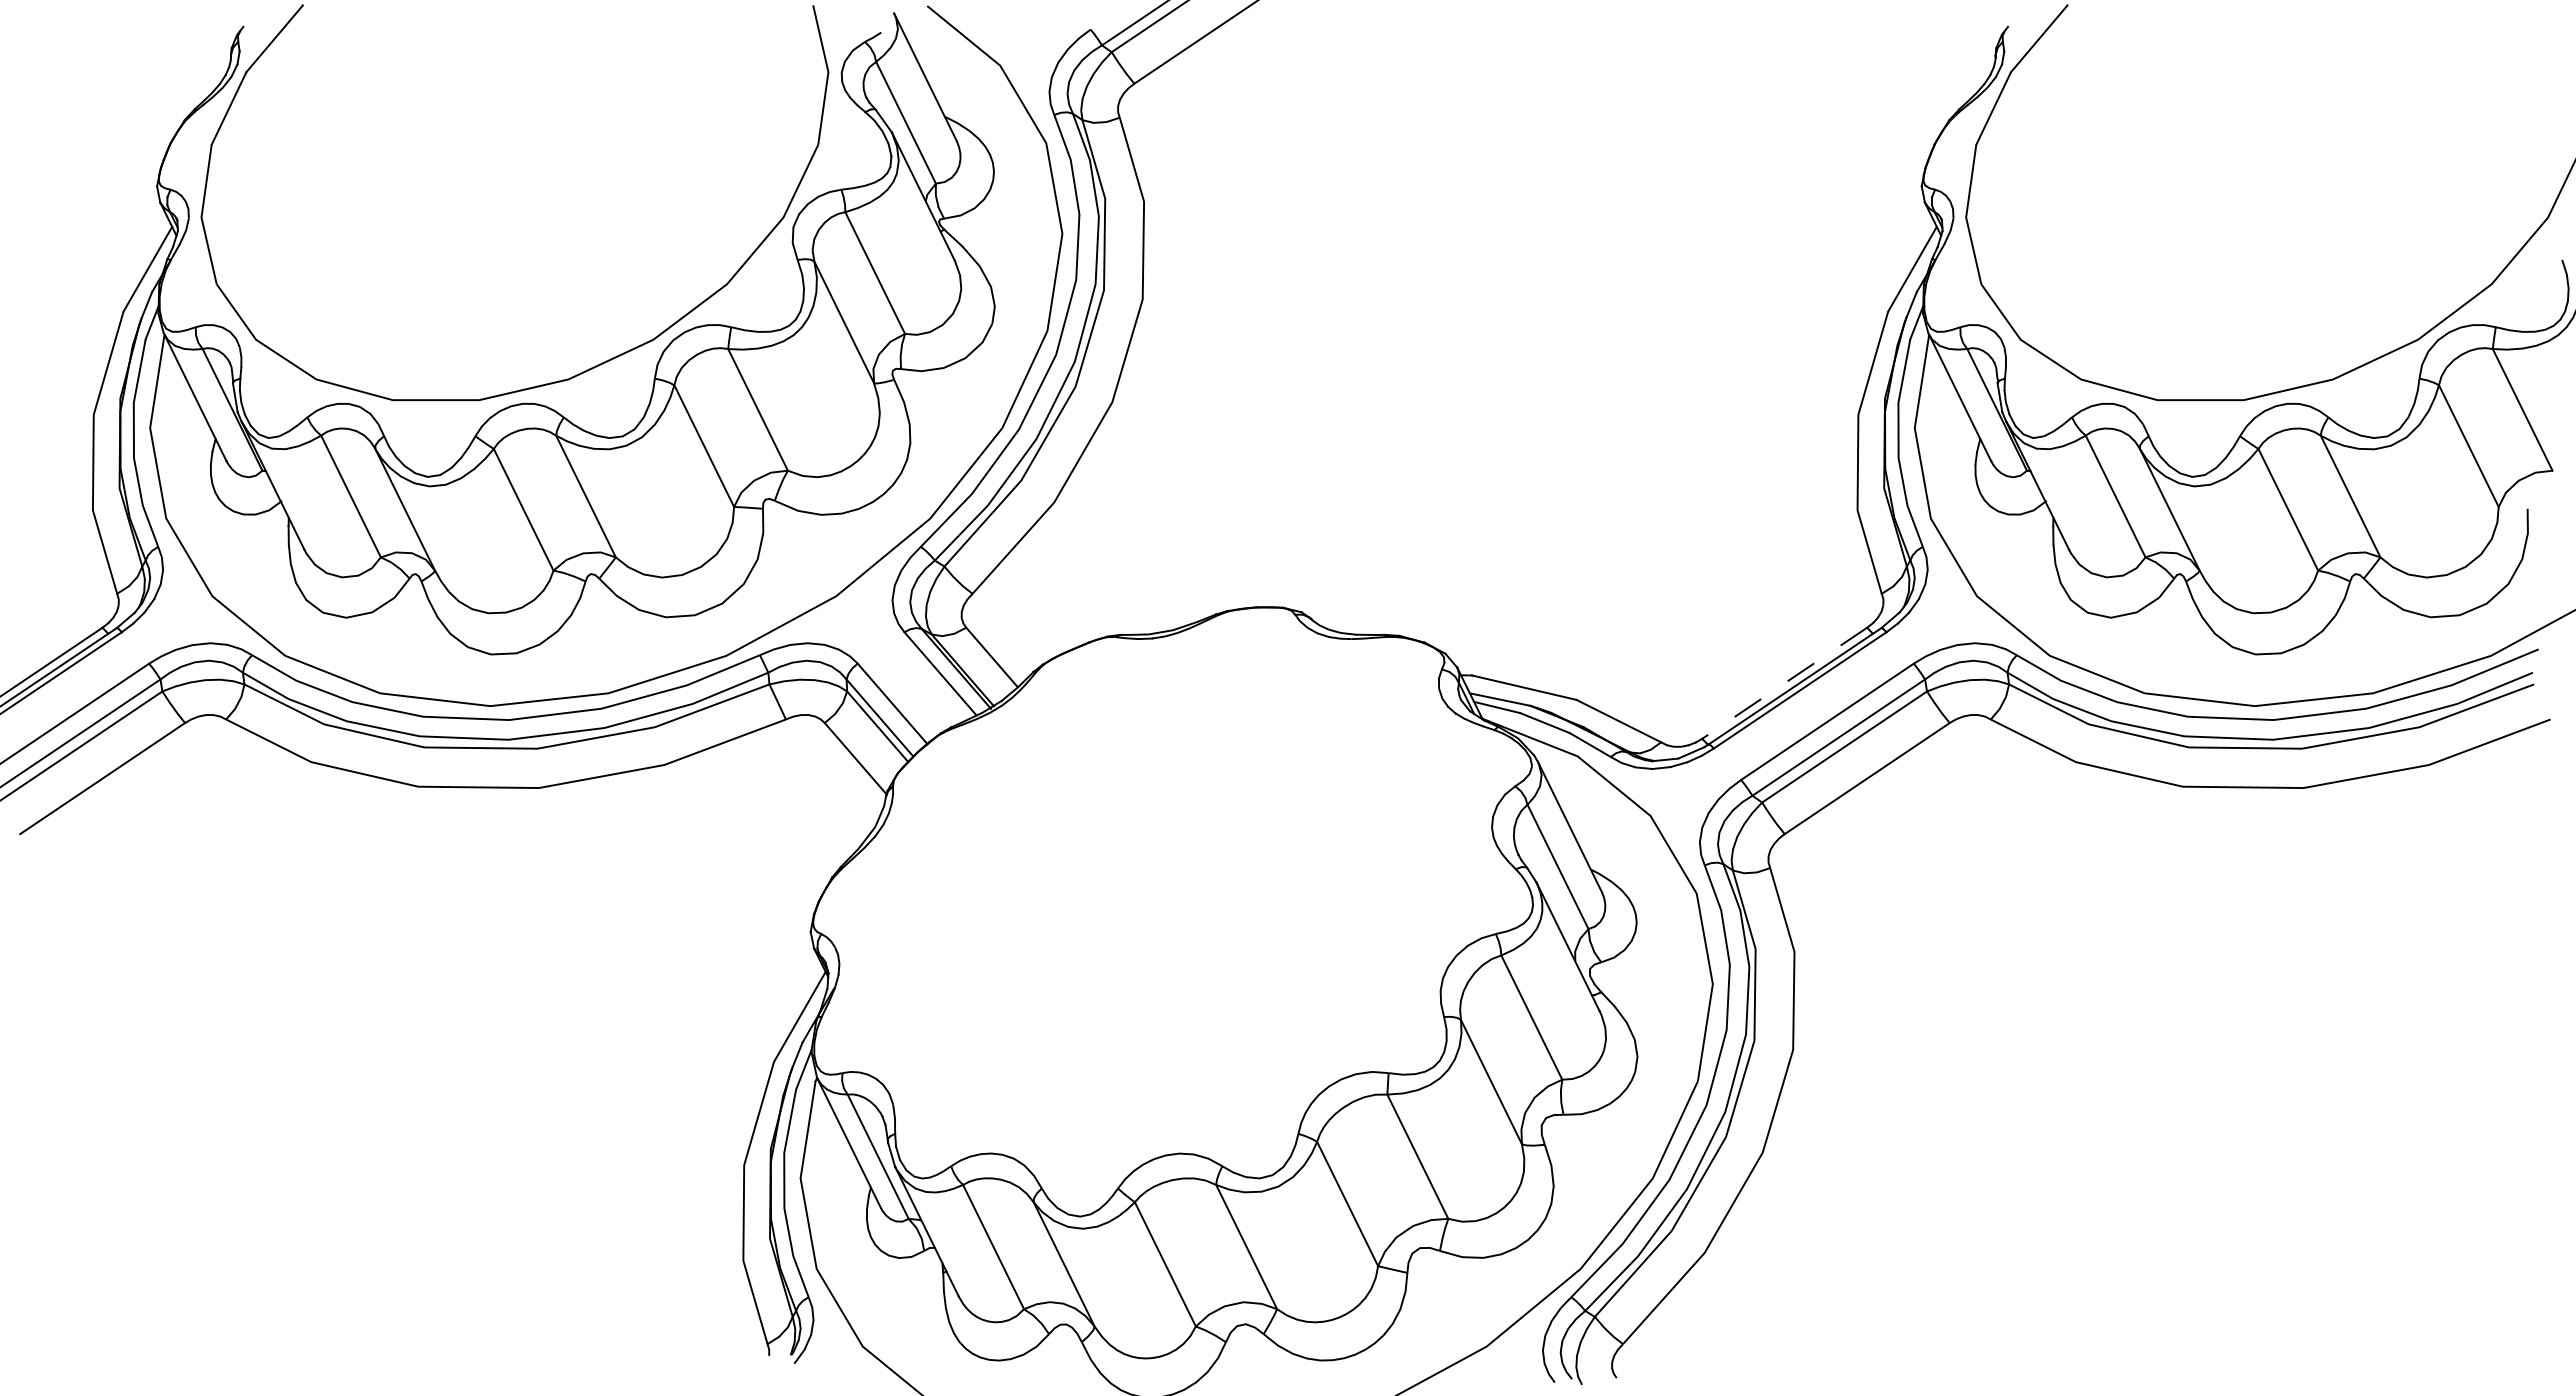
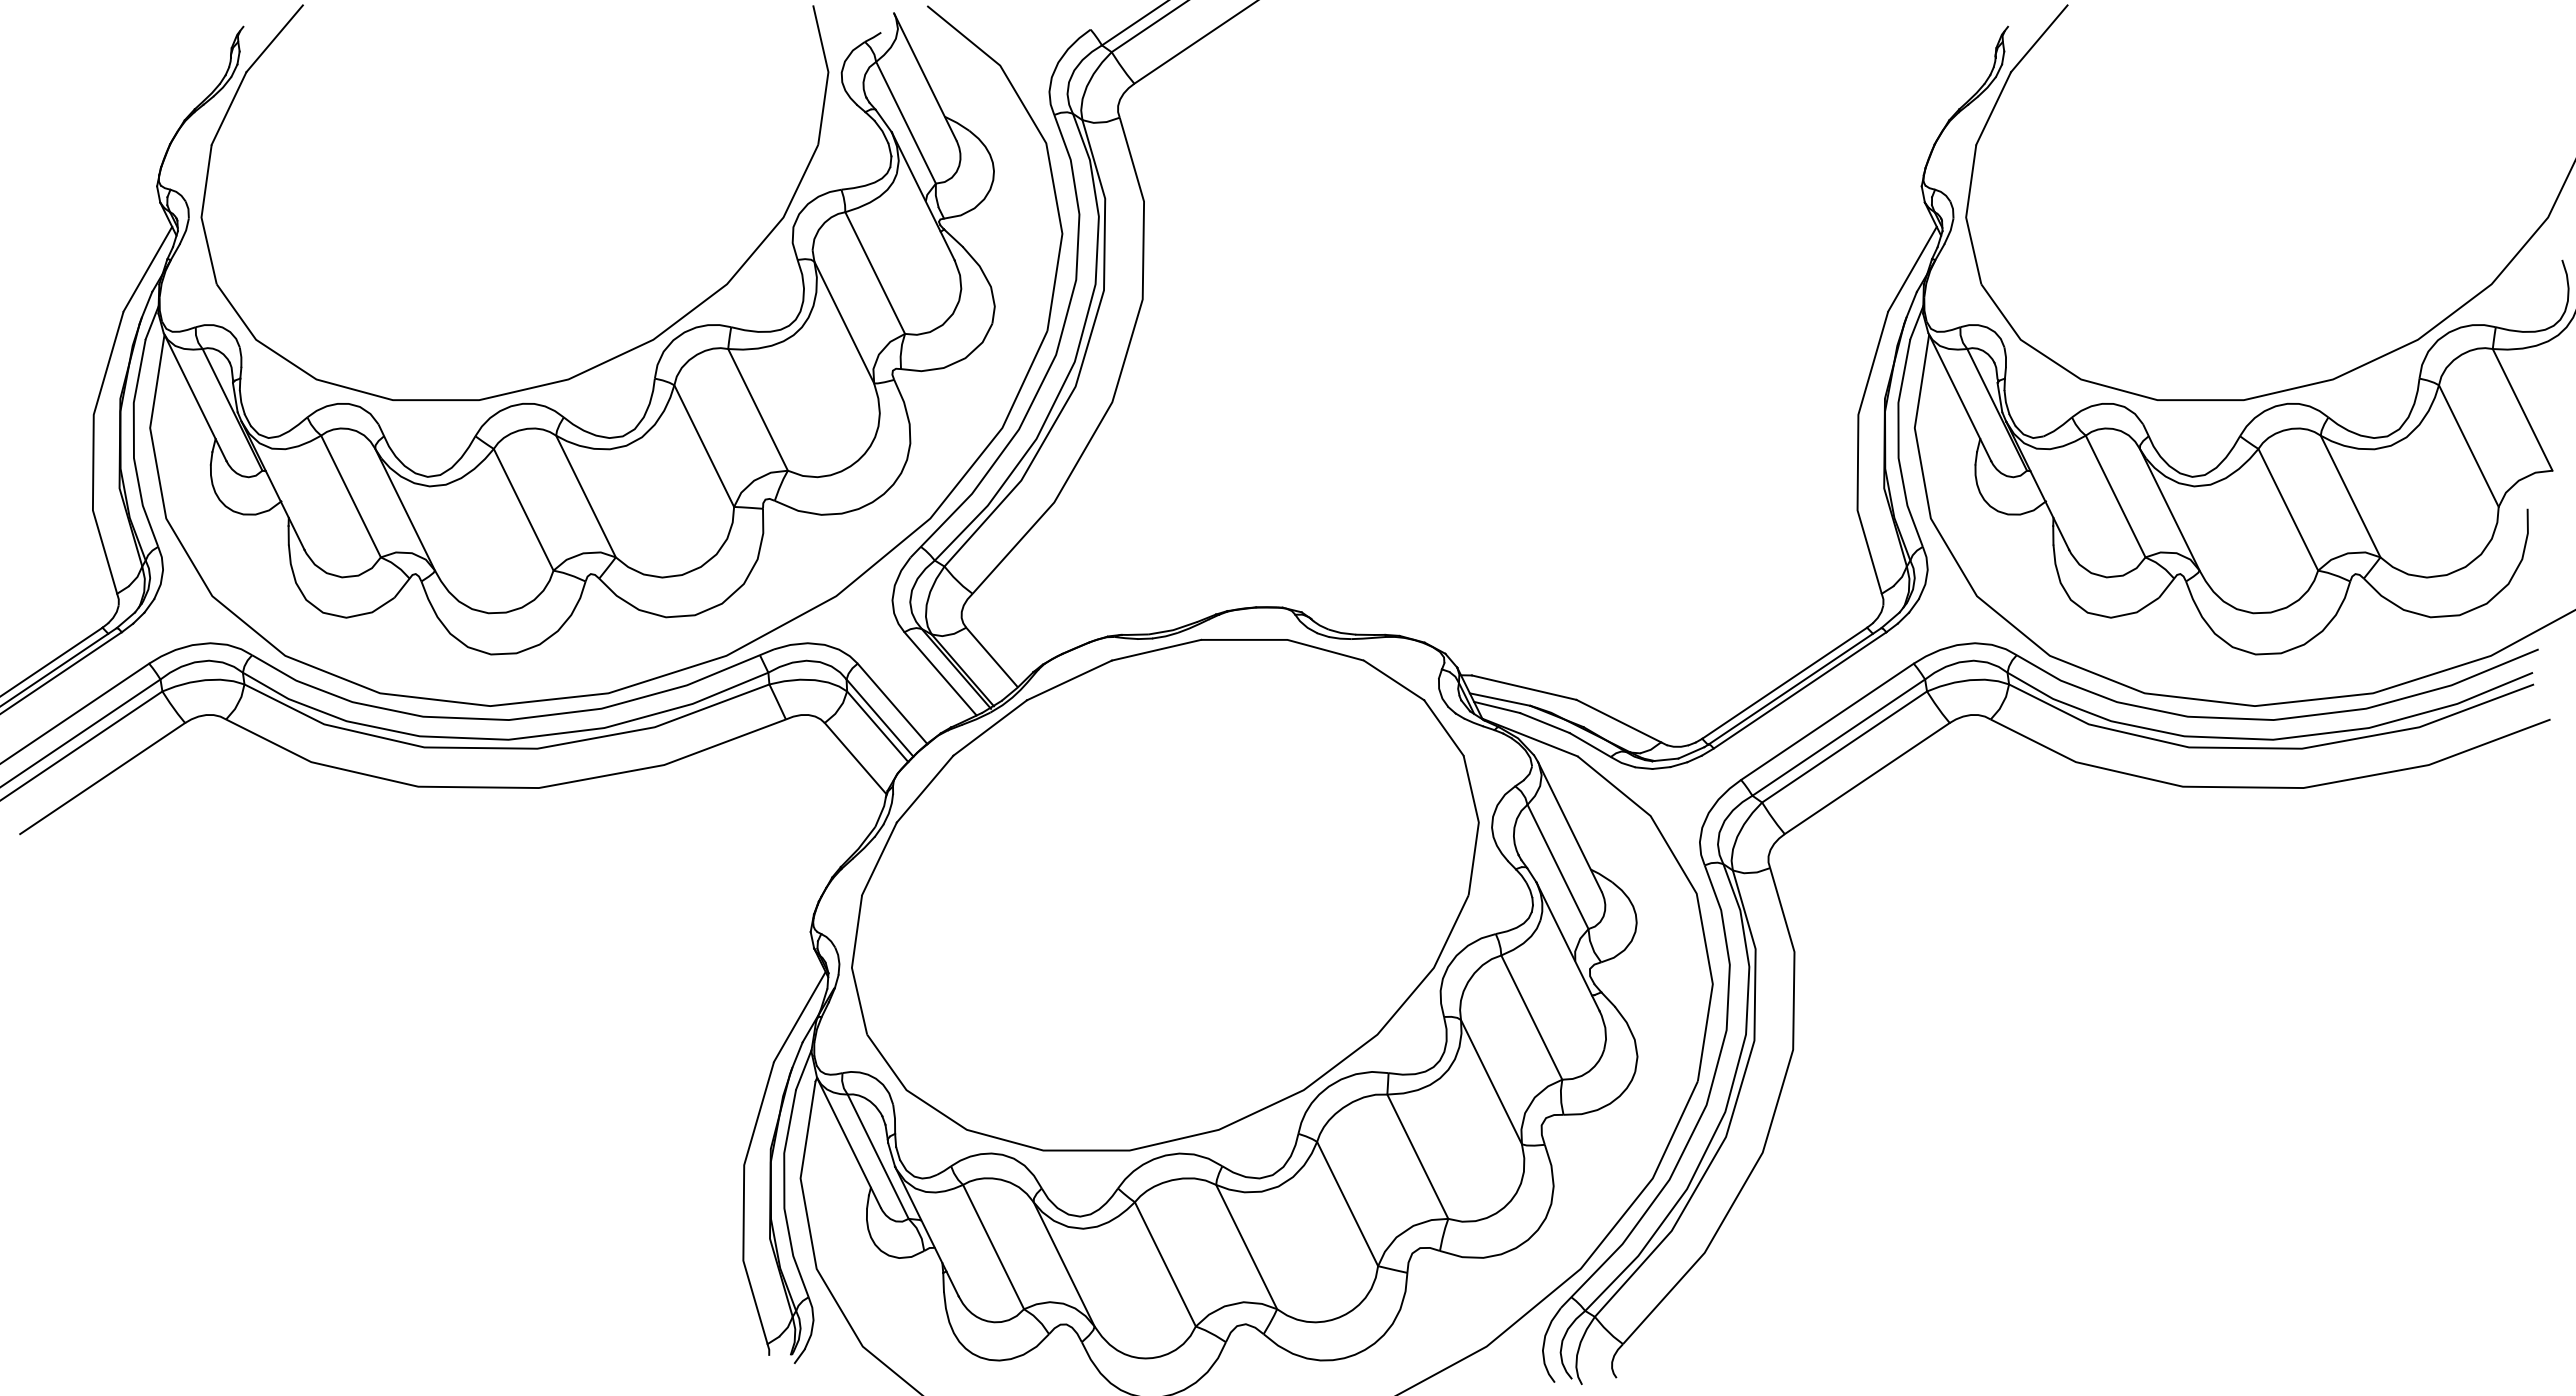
line: dashed -> solid (1784, 683)
part: none -> present (1165, 894)
